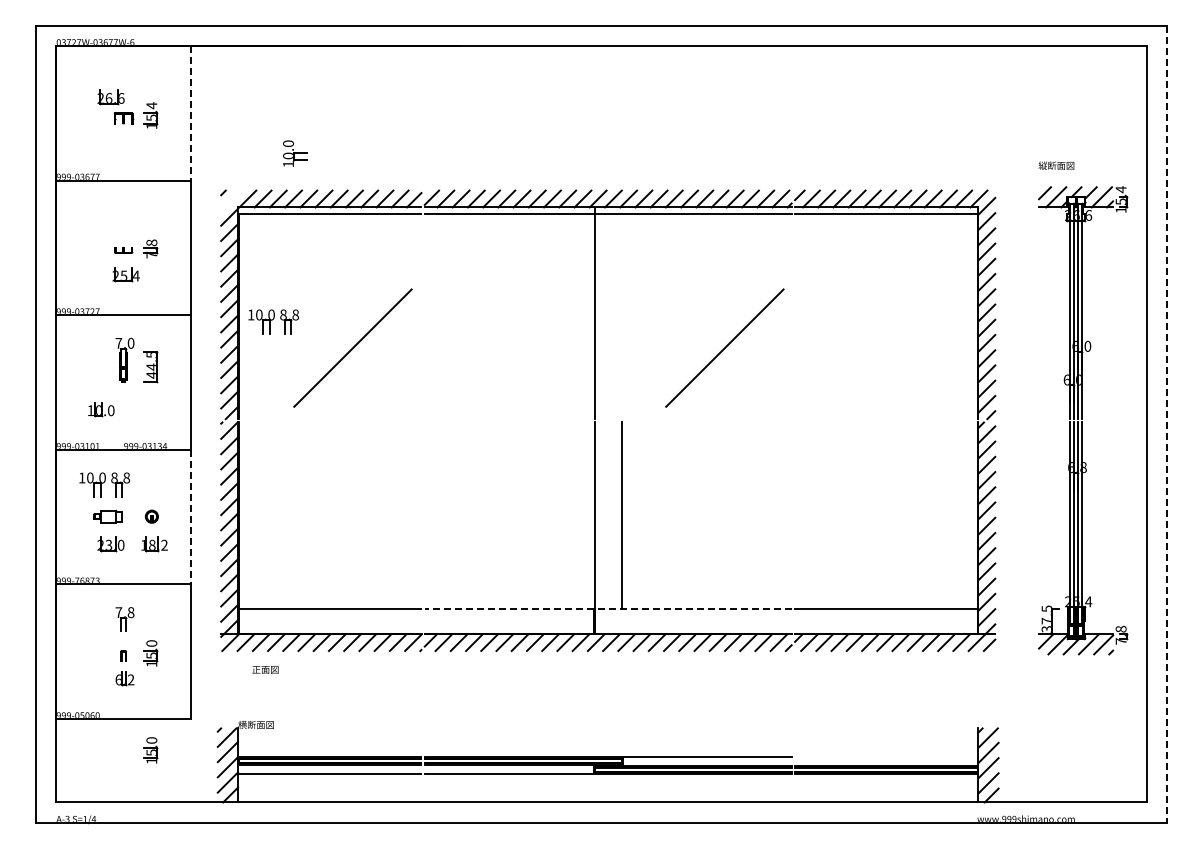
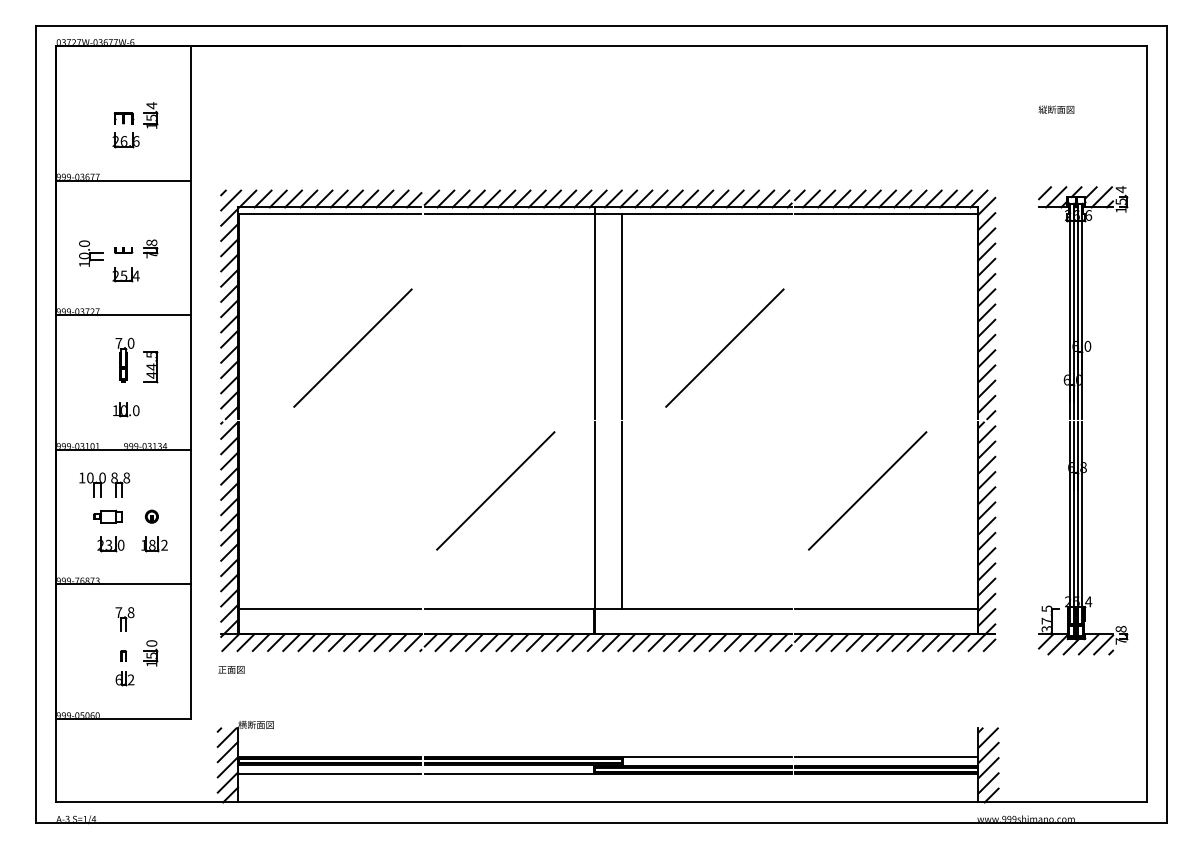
part position: (110, 97) -> (125, 140) (125, 140)
line: dashed -> solid (190, 113)
part position: (295, 153) -> (91, 253) (91, 253)
text position: (1056, 165) -> (1056, 109) (1056, 109)
line: none -> present (231, 200)
line: none -> present (621, 316)
part: present -> none (273, 321)
part position: (101, 409) -> (126, 409) (126, 409)
line: dashed -> solid (1166, 424)
line: none -> present (495, 490)
line: none -> present (867, 490)
line: dashed -> solid (190, 517)
line: dashed -> solid (607, 608)
text position: (265, 669) -> (231, 669) (231, 669)
part: present -> none (150, 750)
line: none -> present (886, 756)
